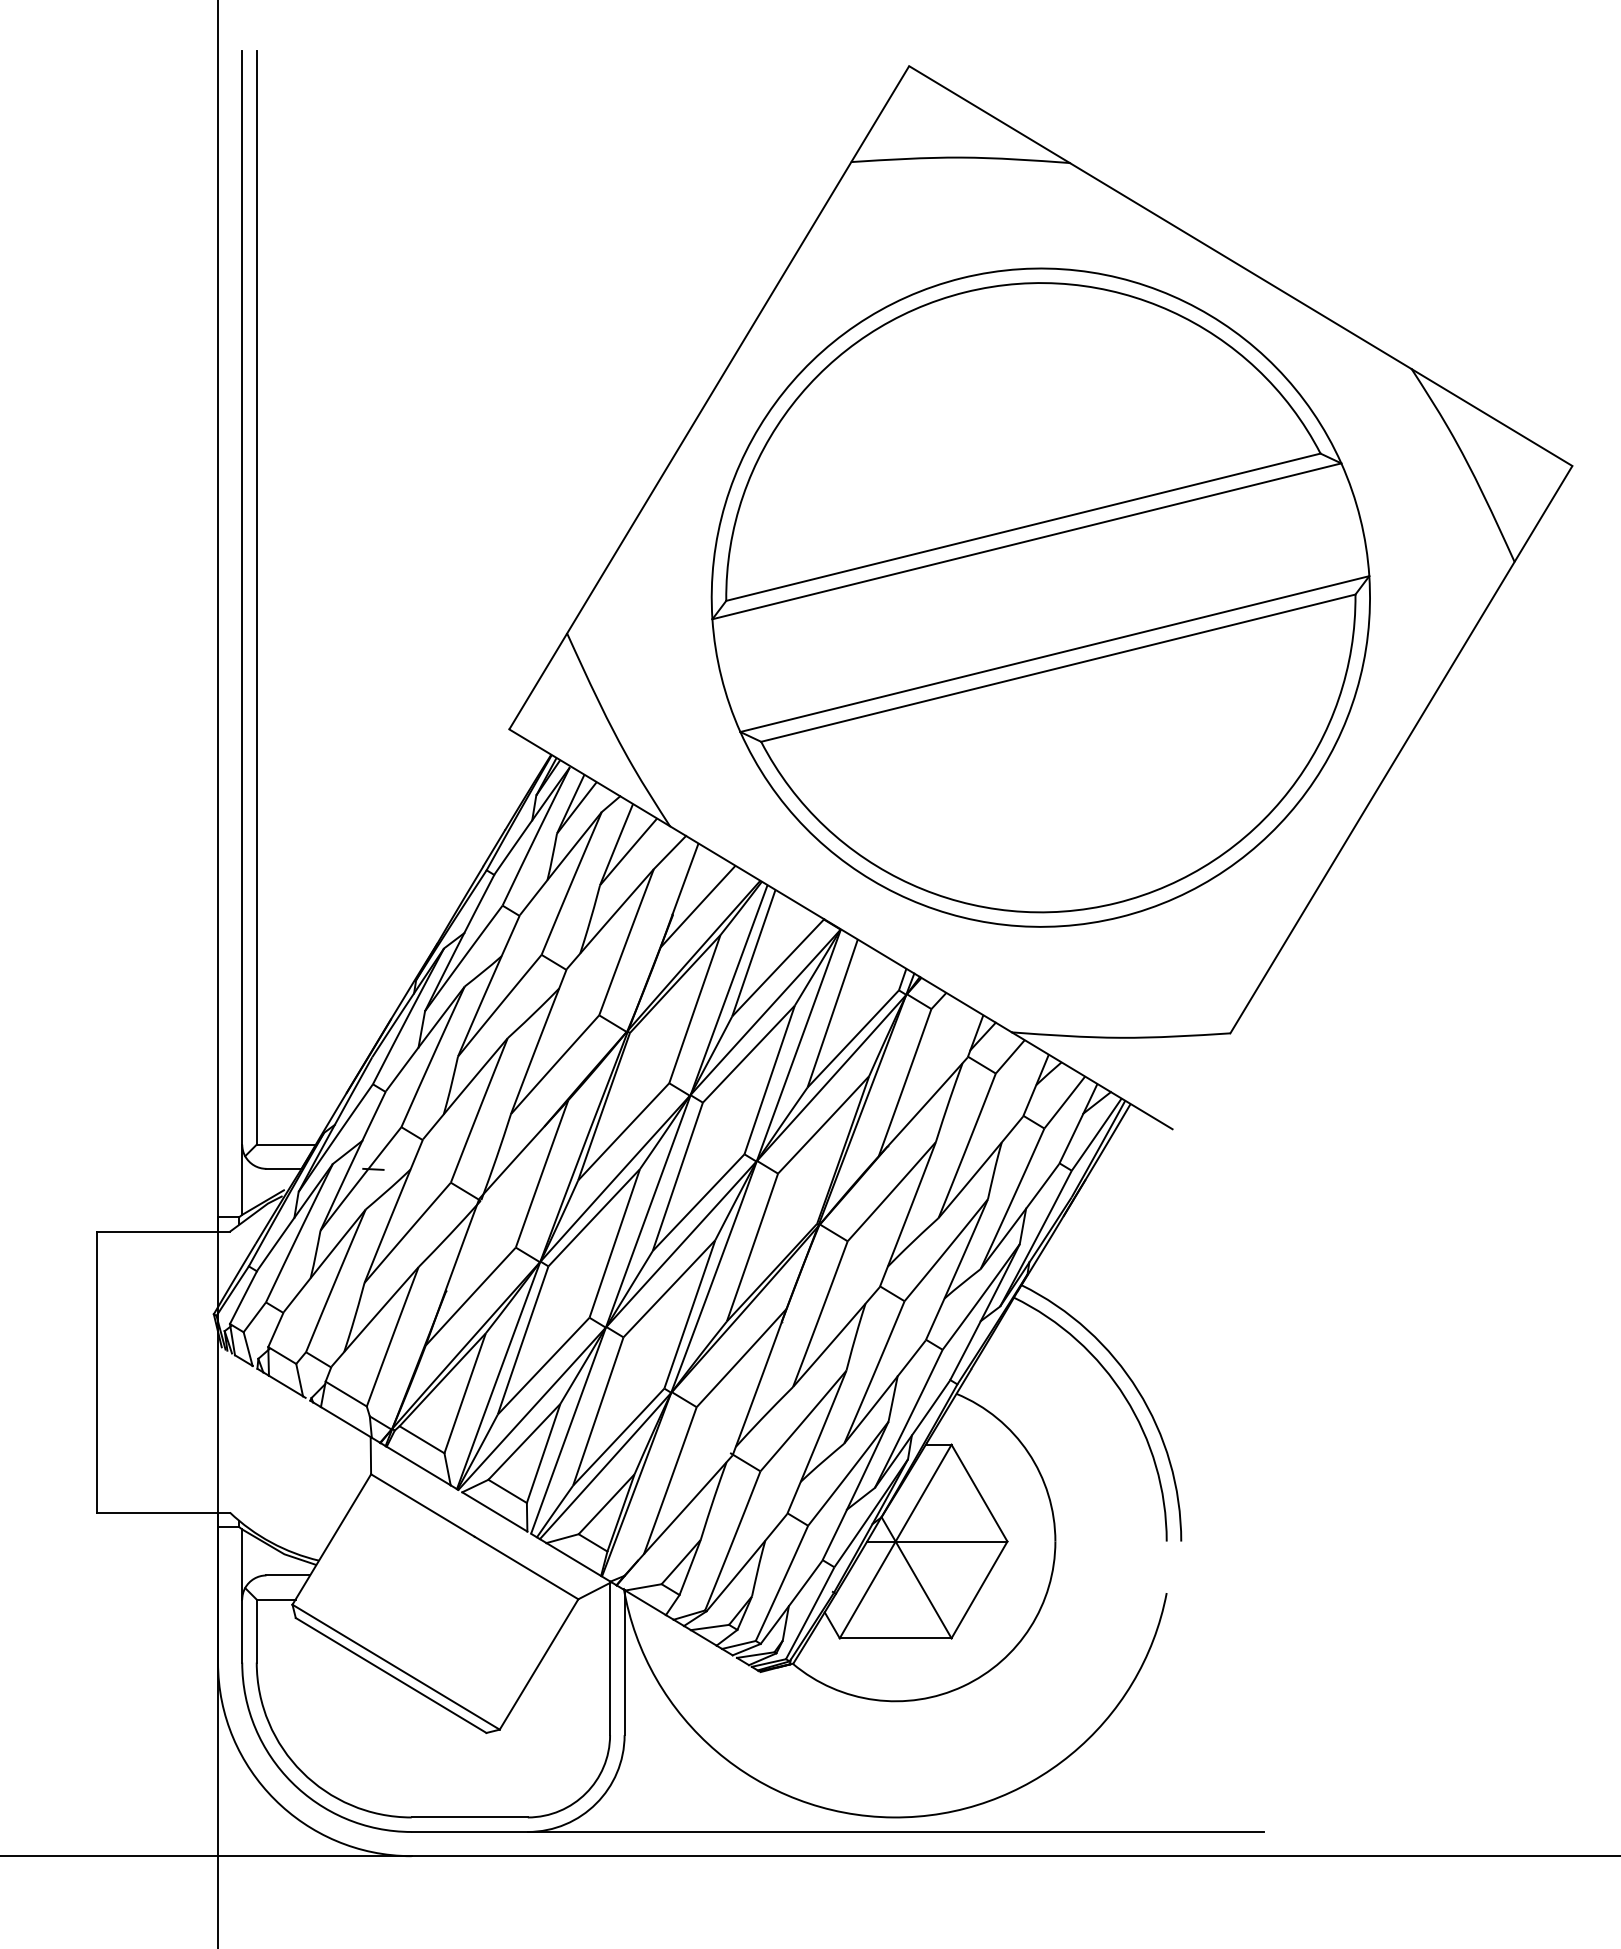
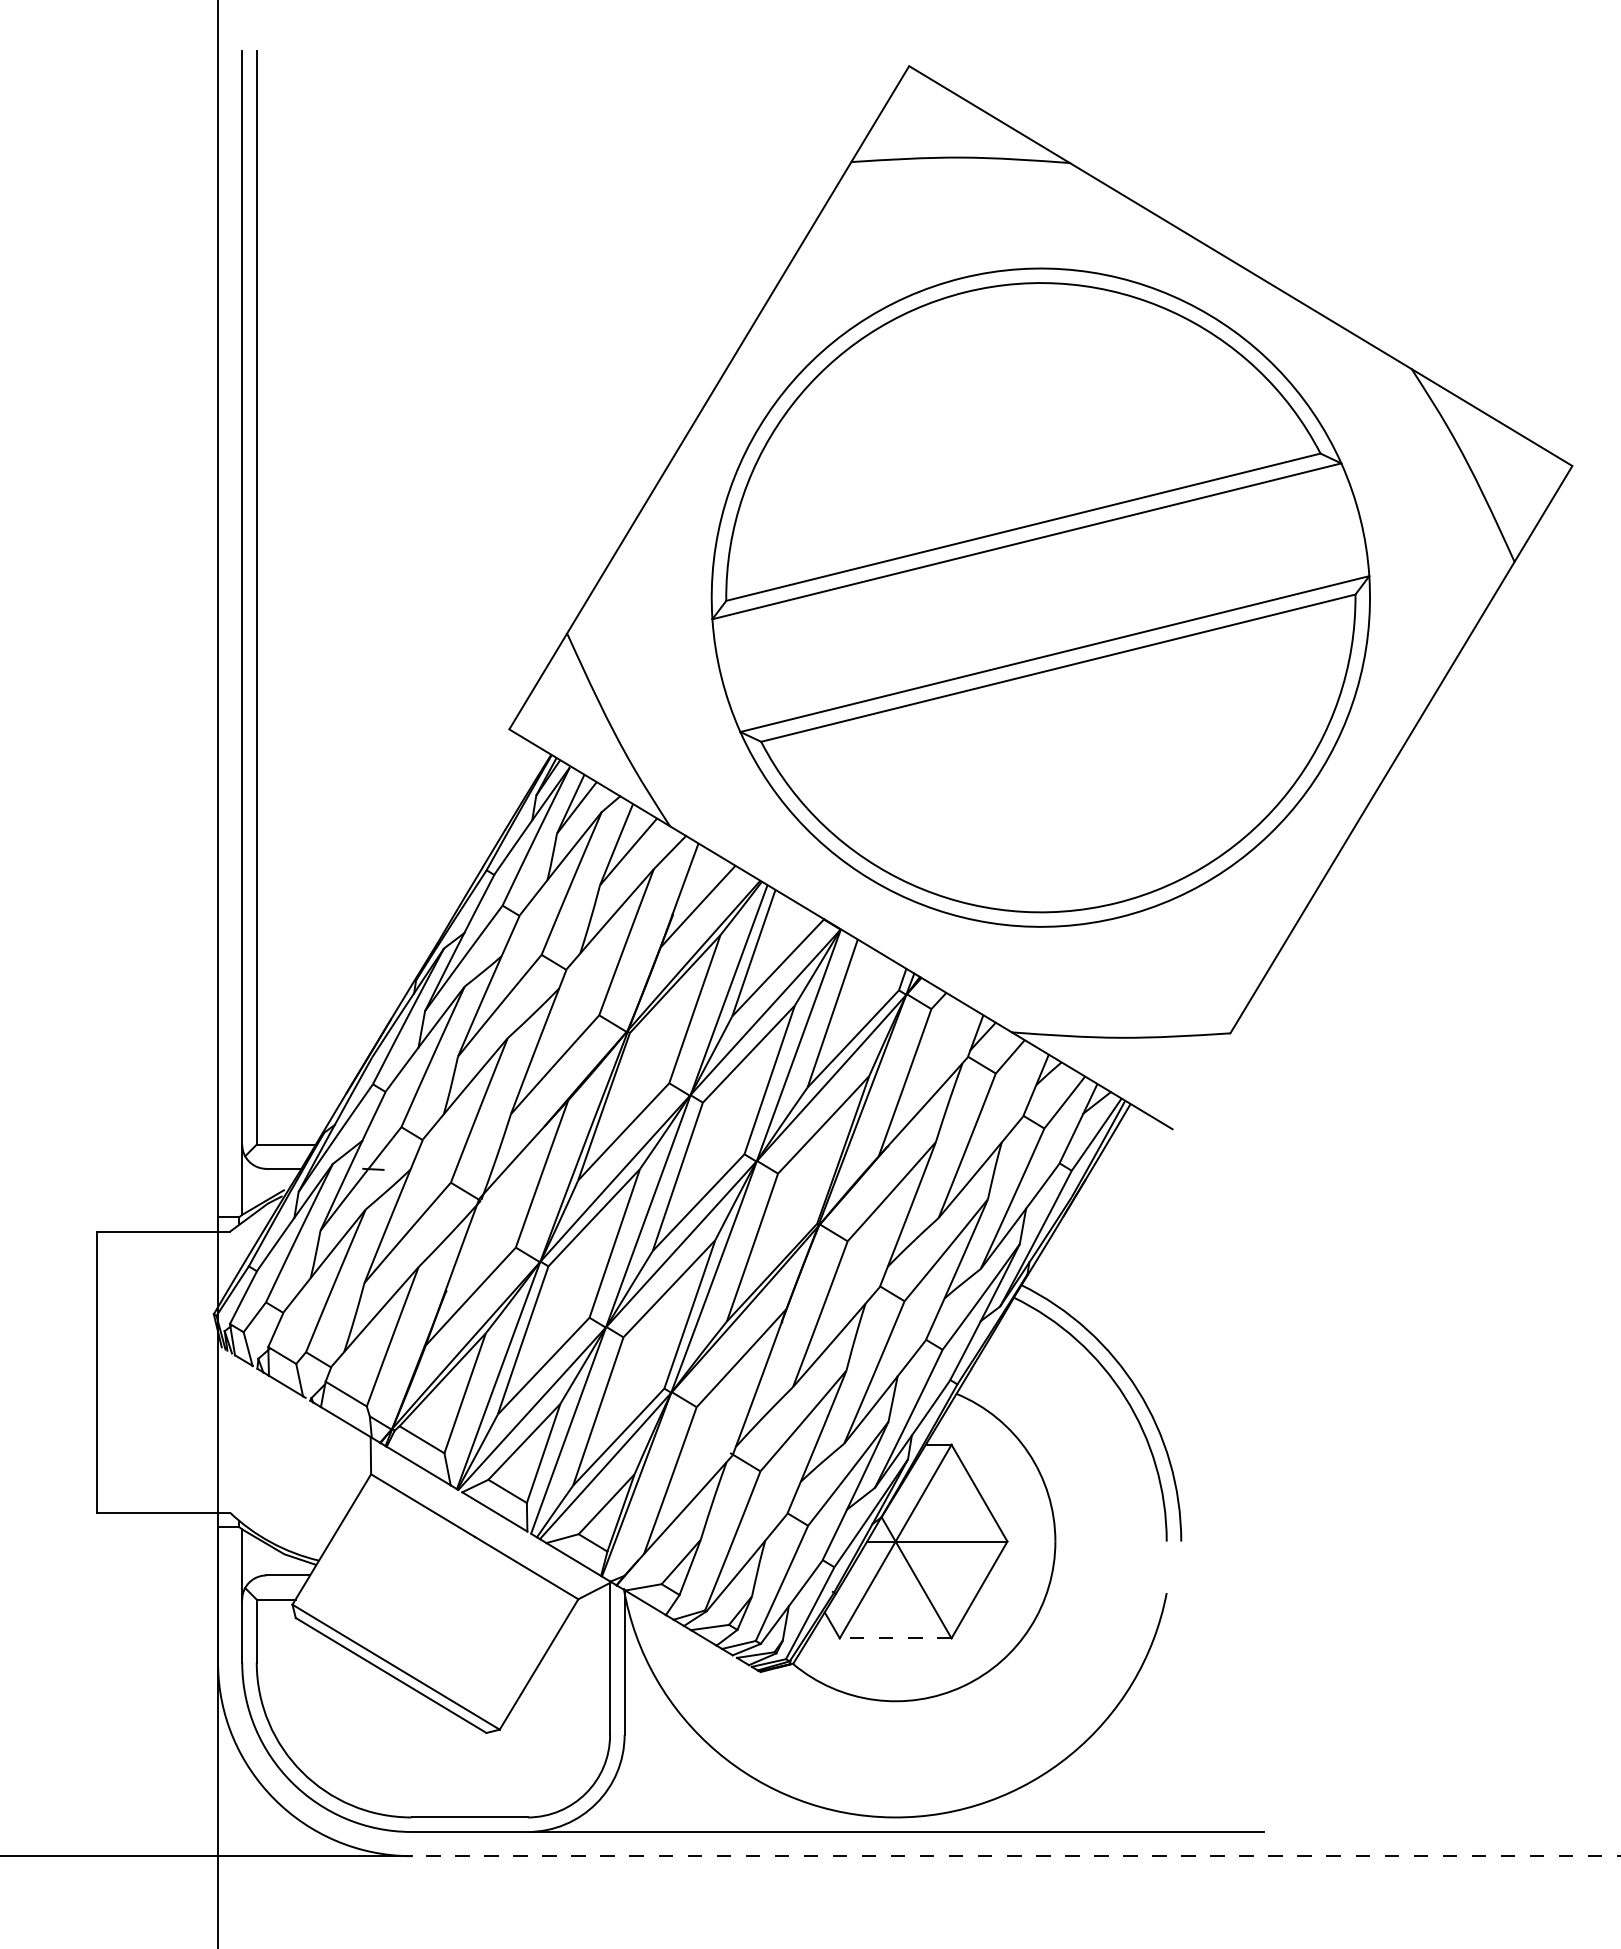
line: solid -> dashed (895, 1638)
line: solid -> dashed (1015, 1856)
